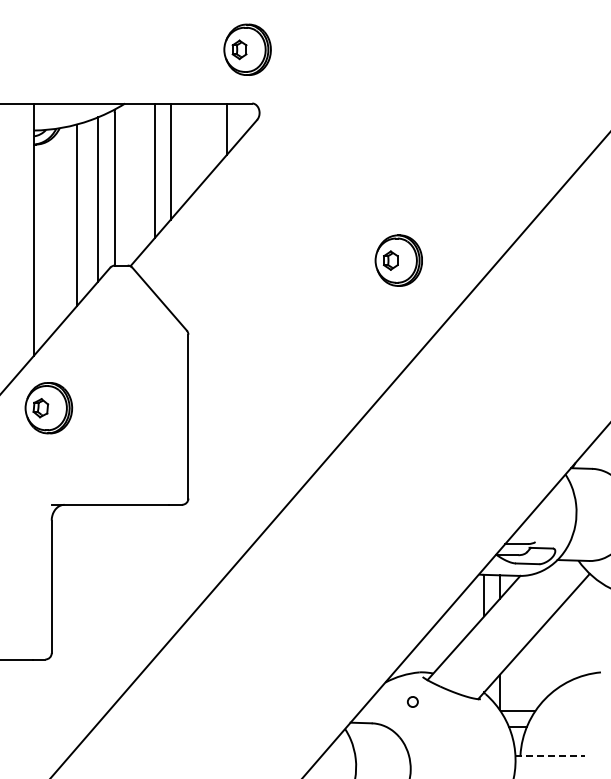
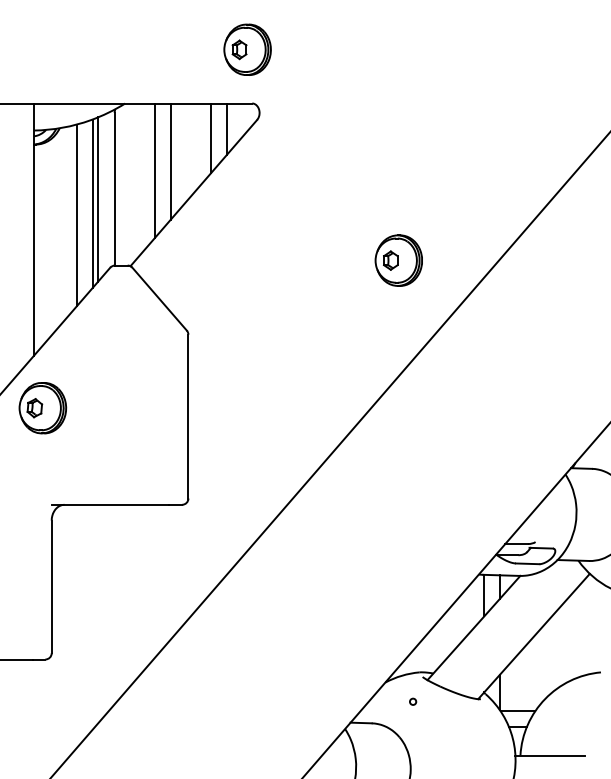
line: none -> present (210, 138)
line: none -> present (92, 203)
part position: (48, 408) -> (42, 408) (42, 408)
part size: 12x12 px -> 9x9 px (413, 701)
line: dashed -> solid (550, 755)
